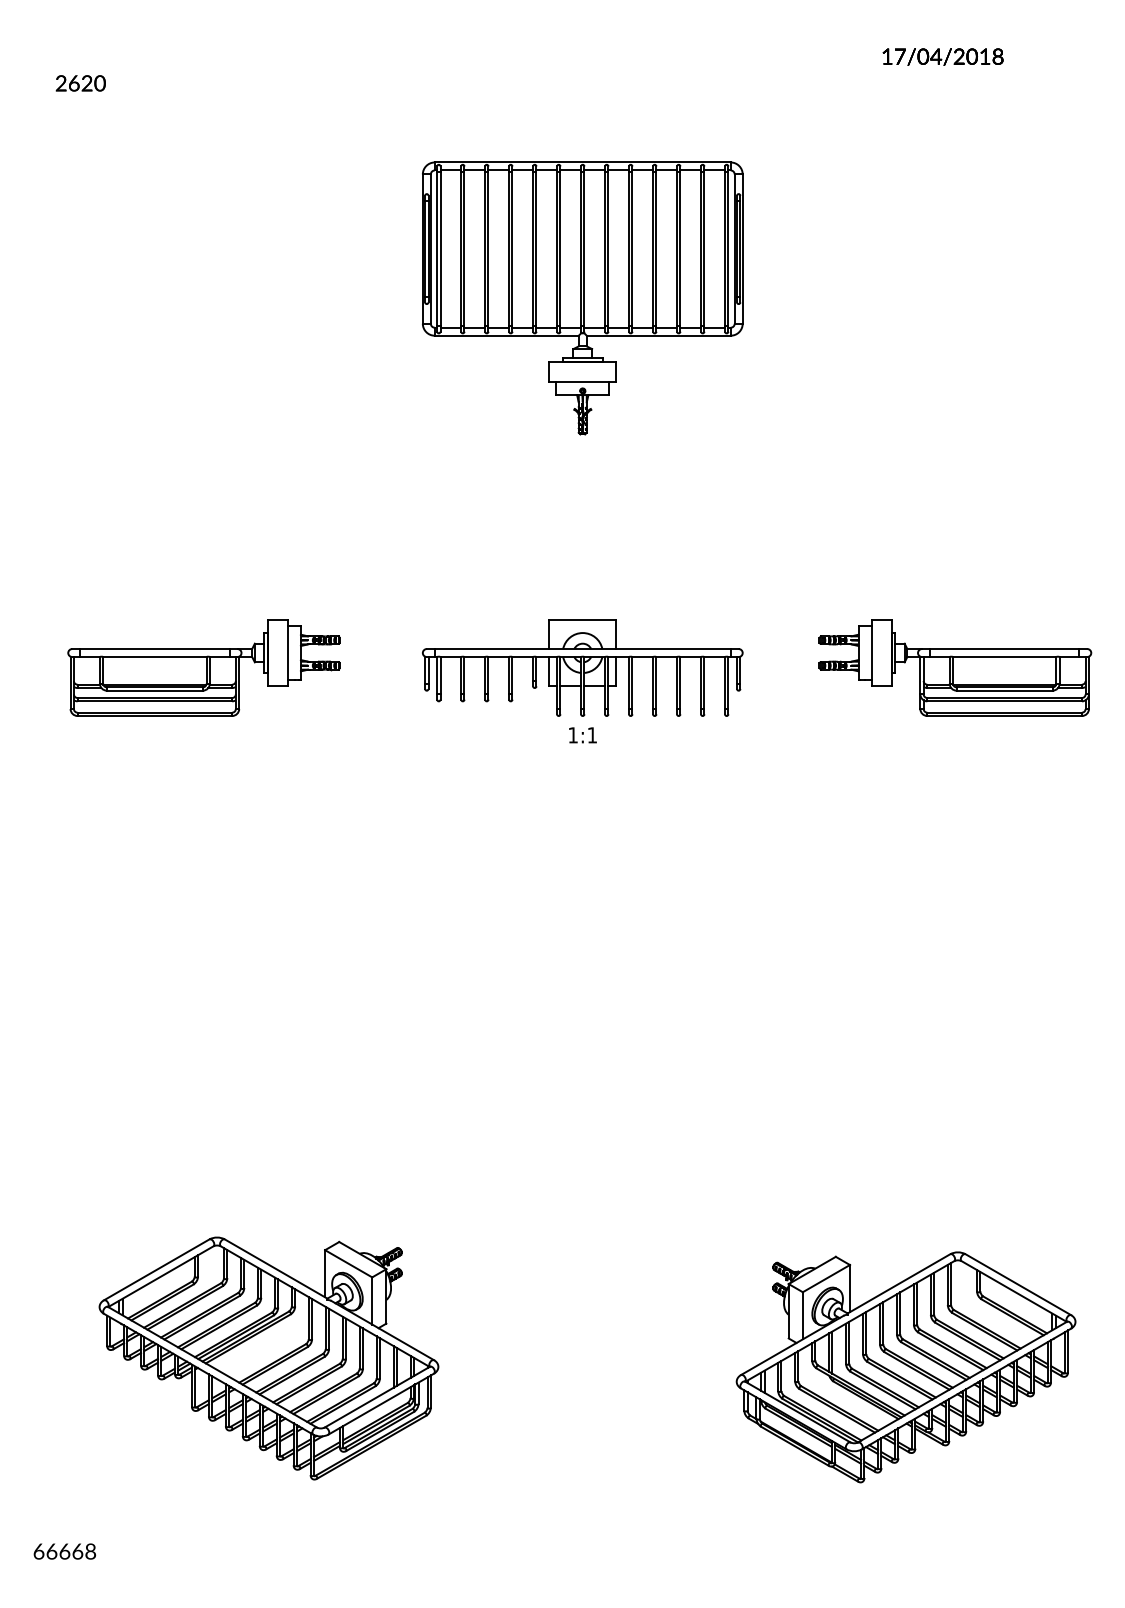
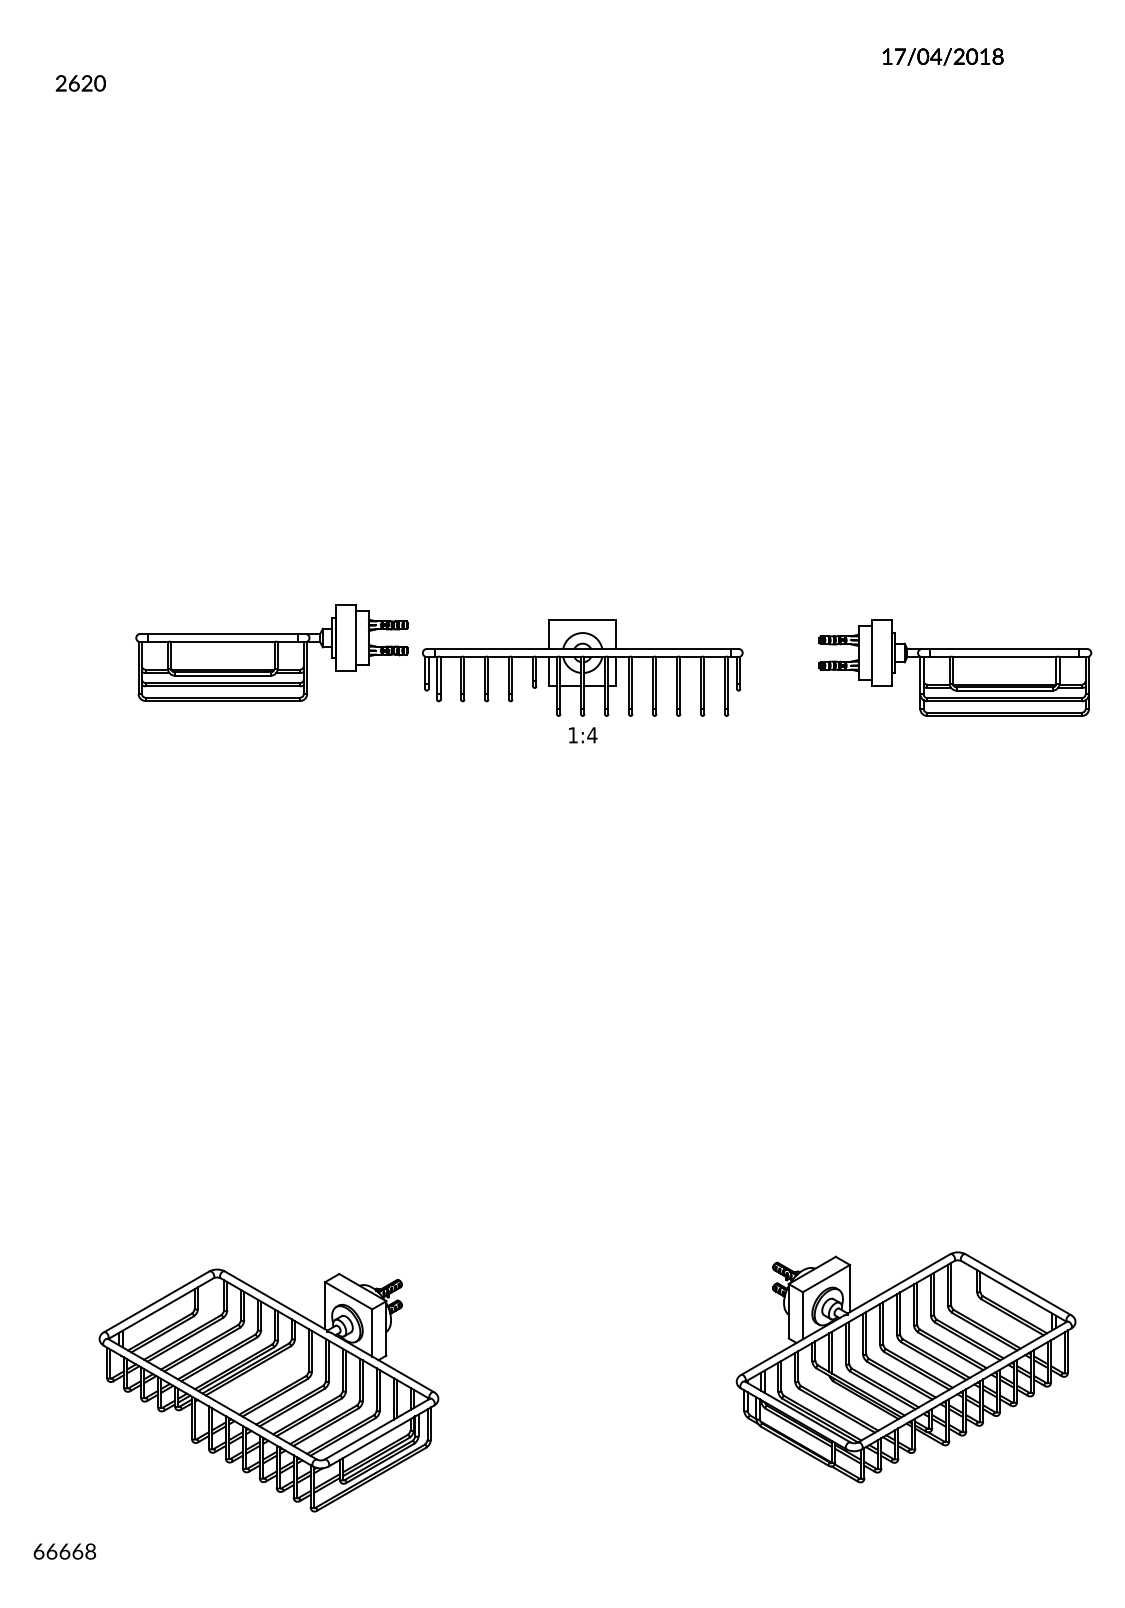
part: present -> none (582, 298)
part position: (203, 667) -> (271, 652) (271, 652)
text: 1:1 -> 1:4 (592, 735)
part position: (268, 1358) -> (268, 1390) (268, 1390)
